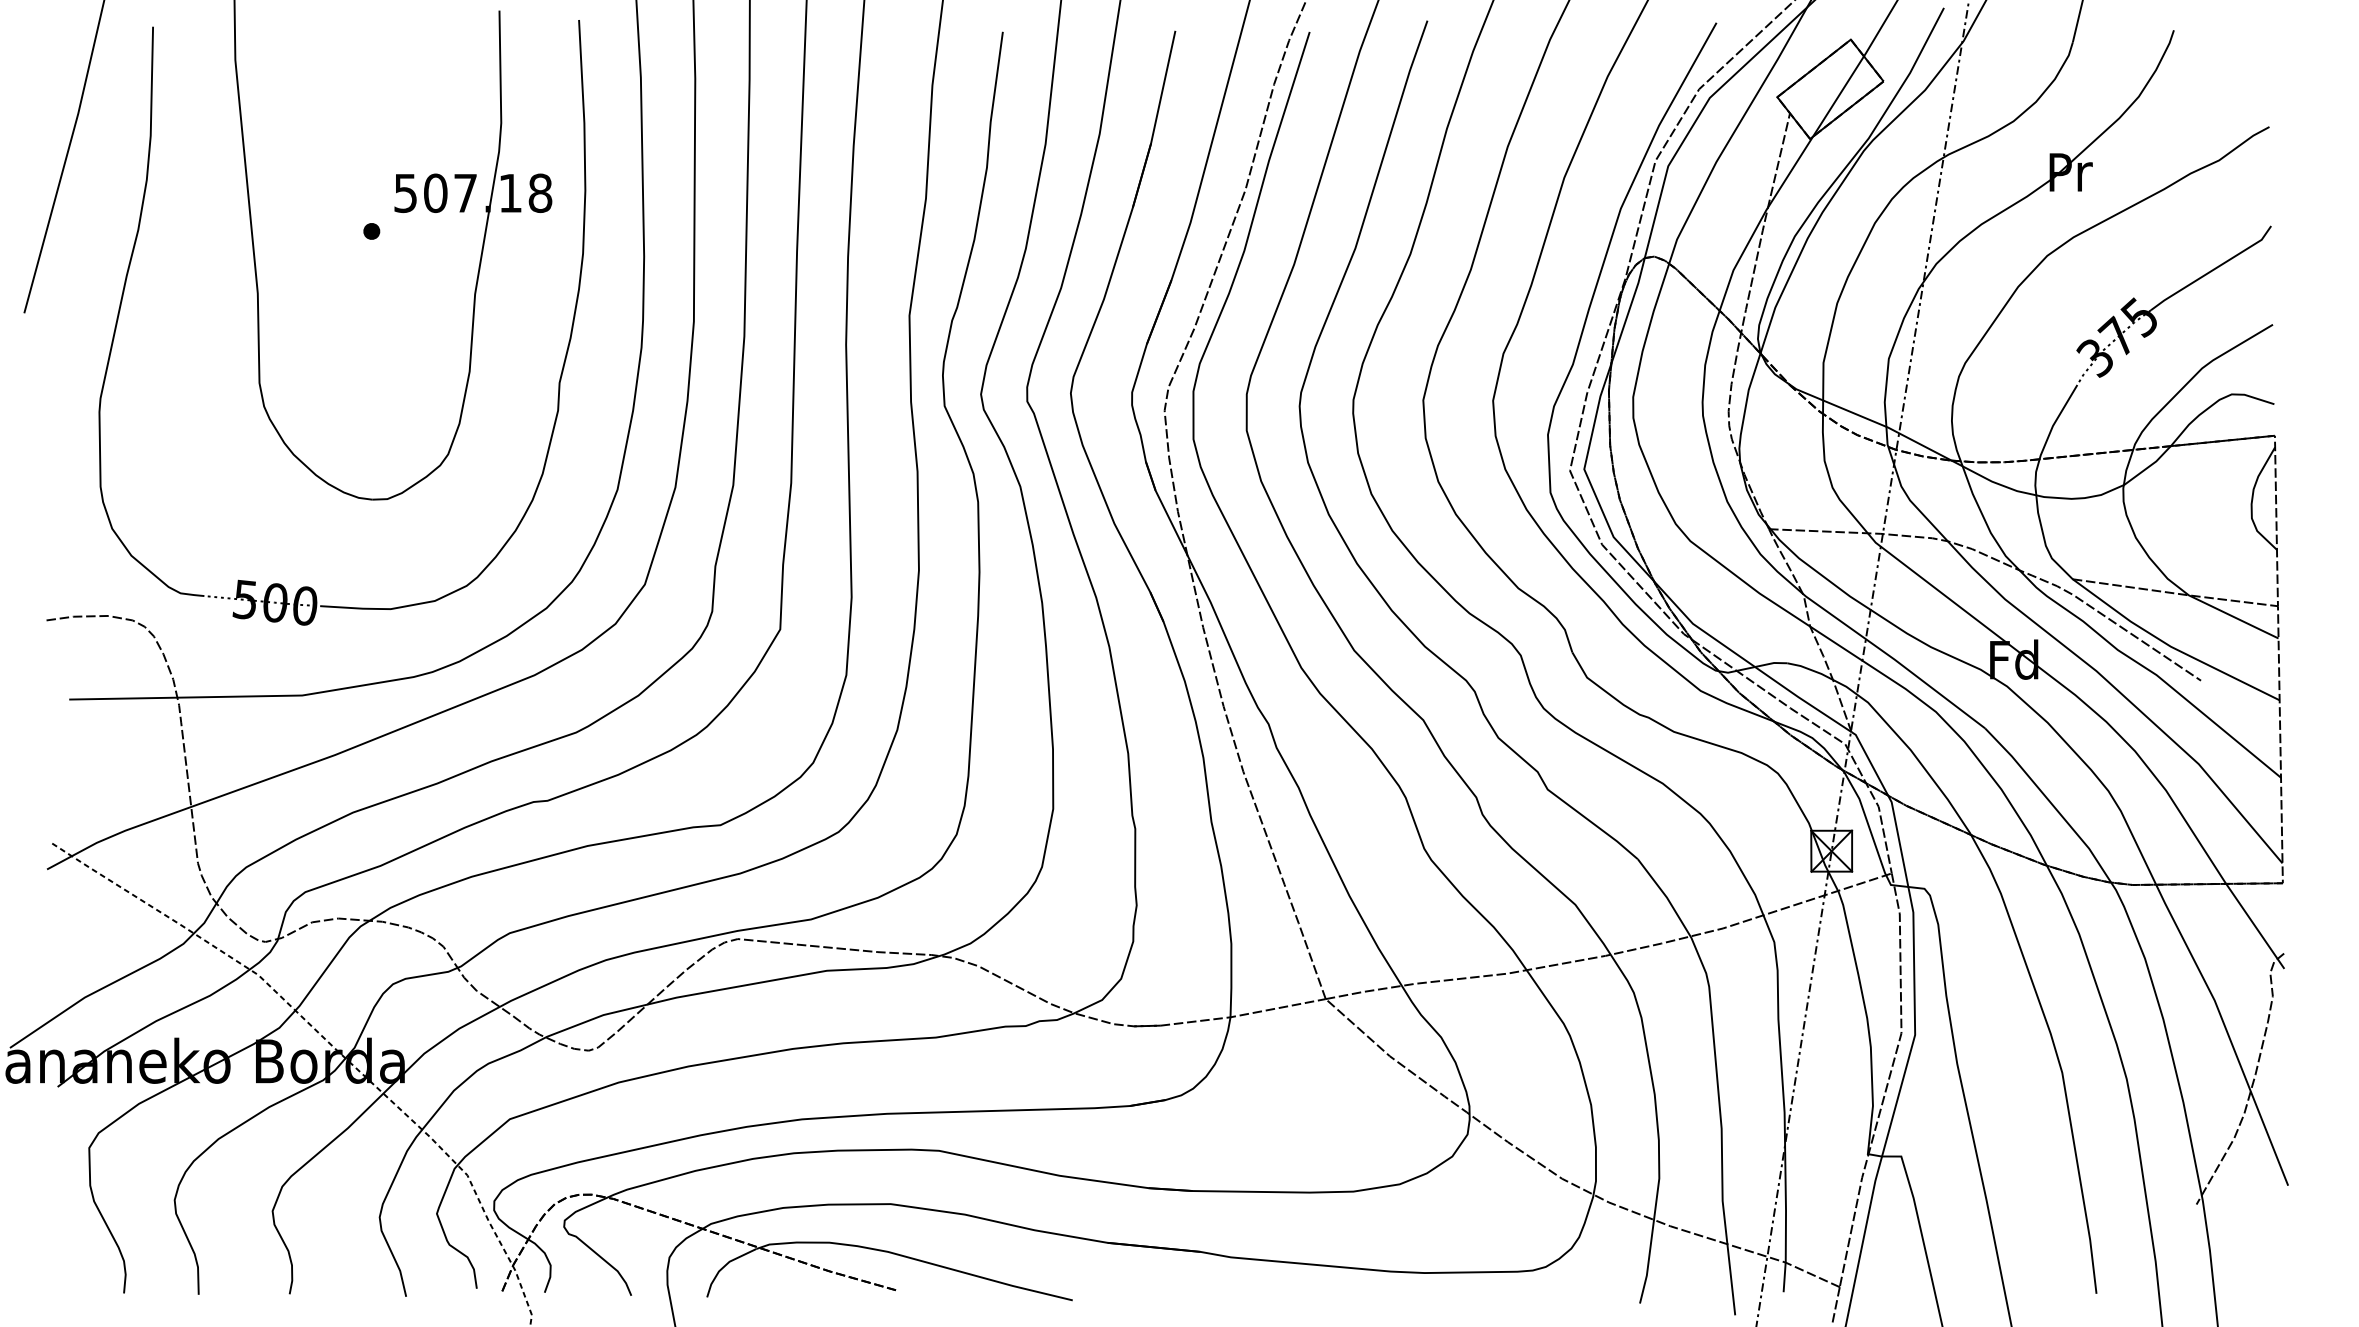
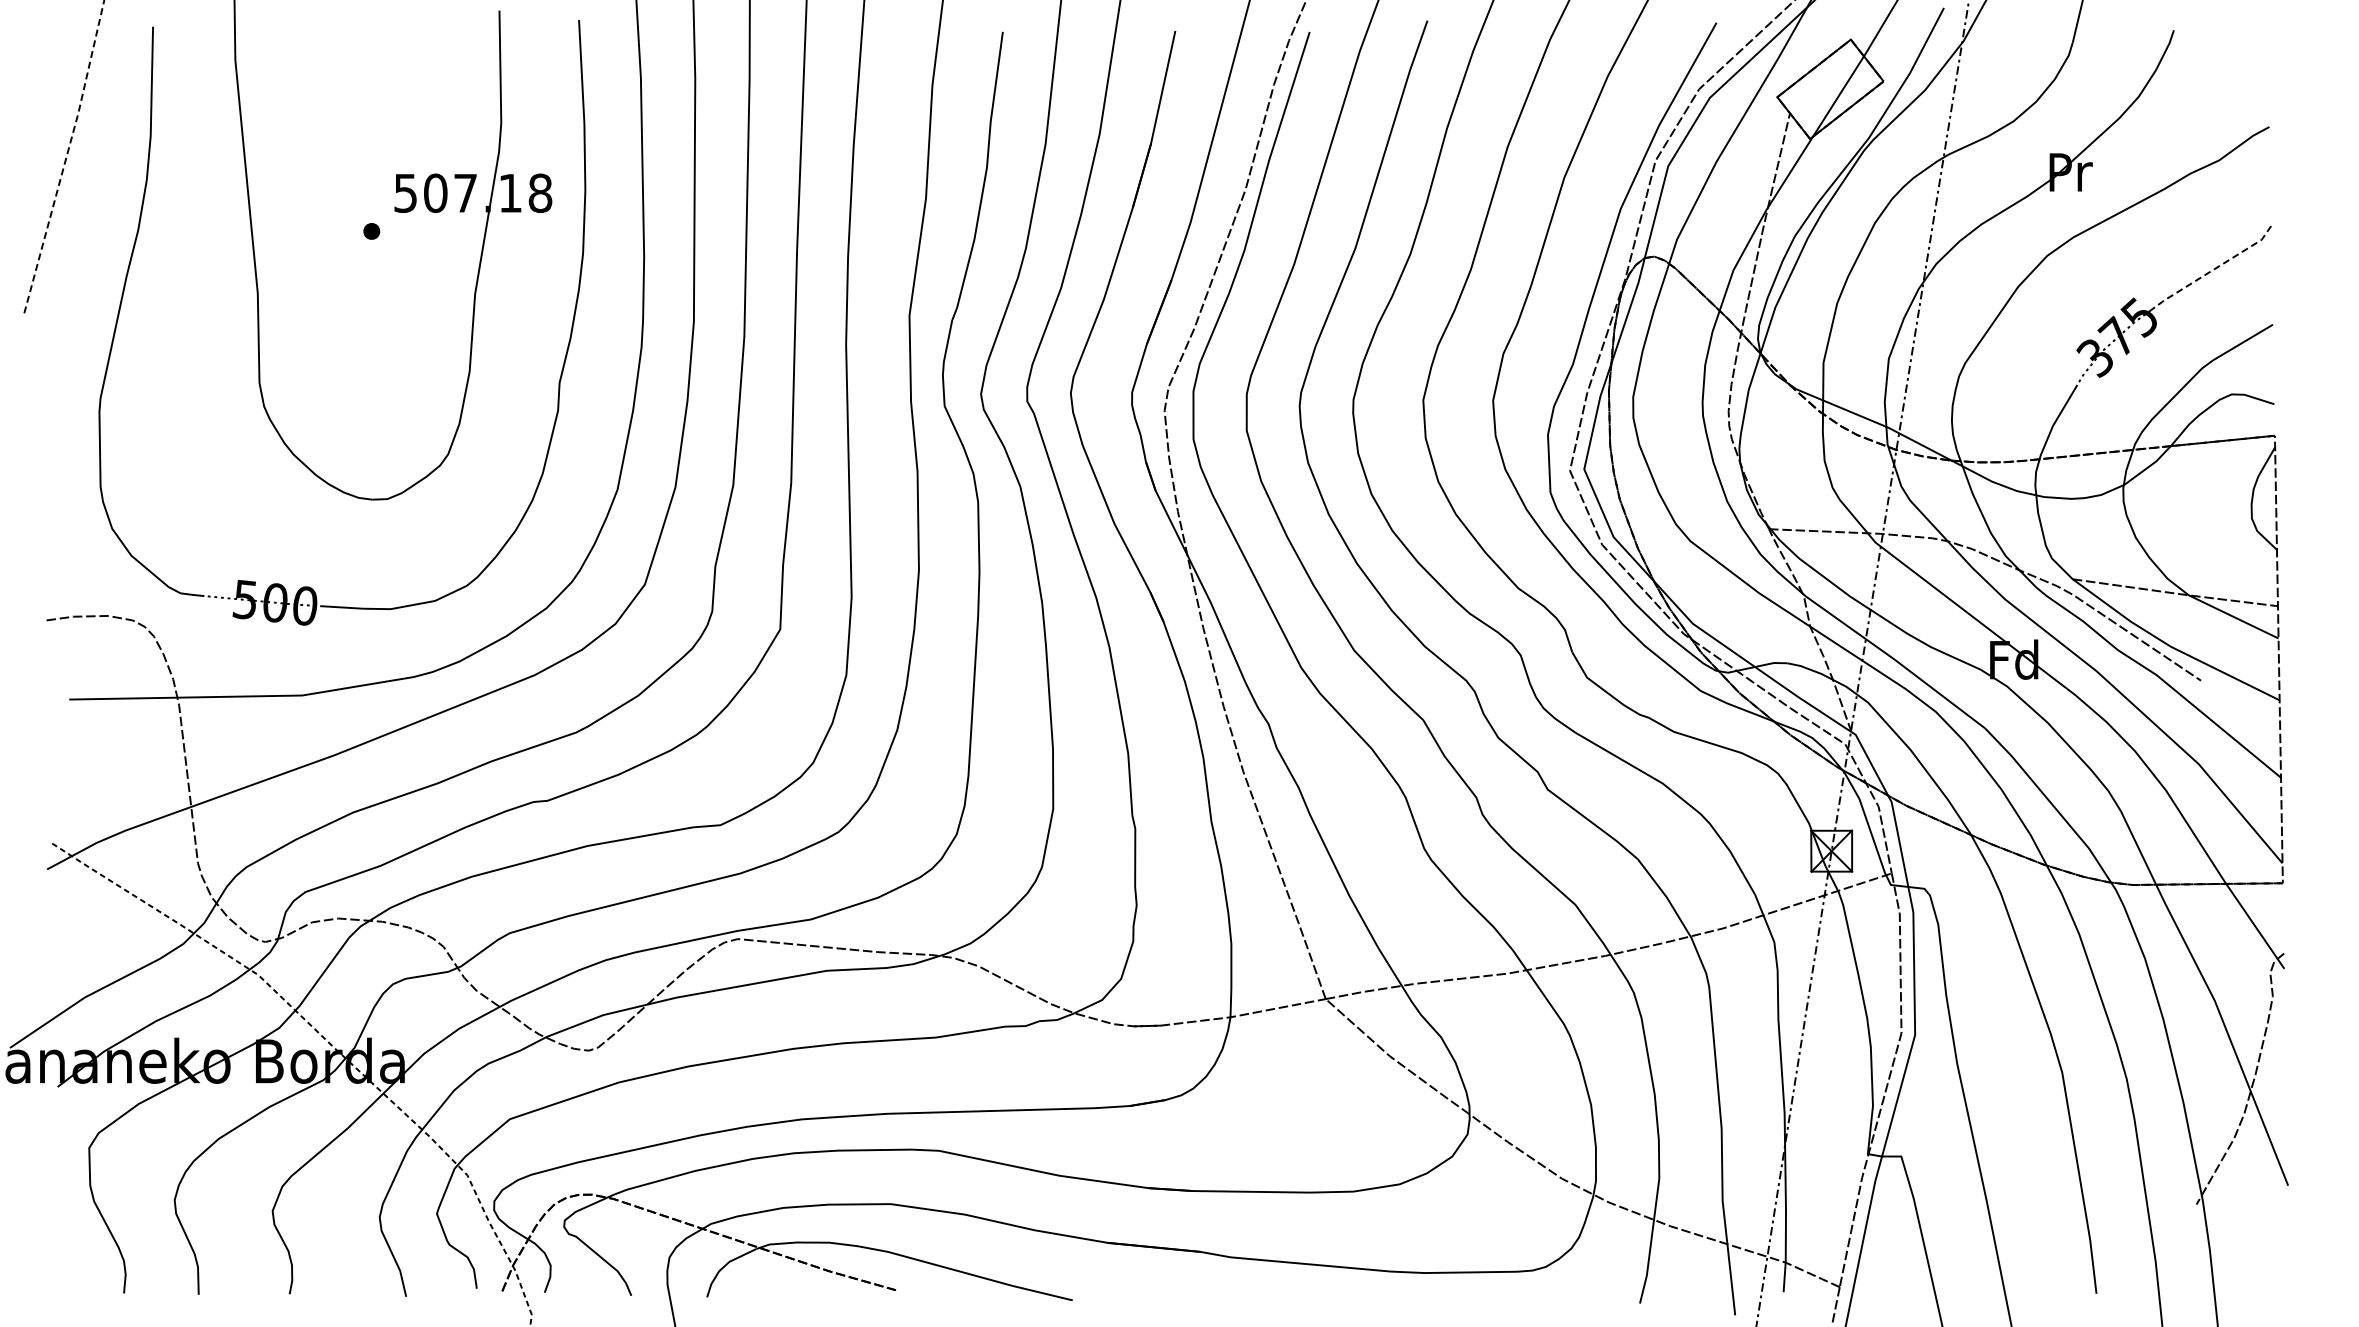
line: solid -> dashed (66, 156)
line: solid -> dashed (2212, 270)
